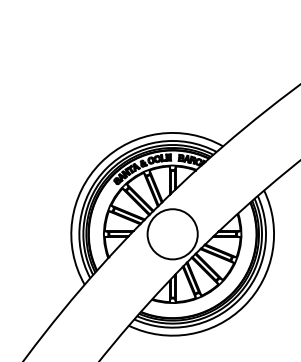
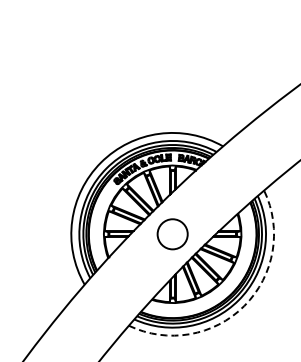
circle diameter: 50 px -> 30 px (172, 234)
arc: solid -> dashed (244, 305)
